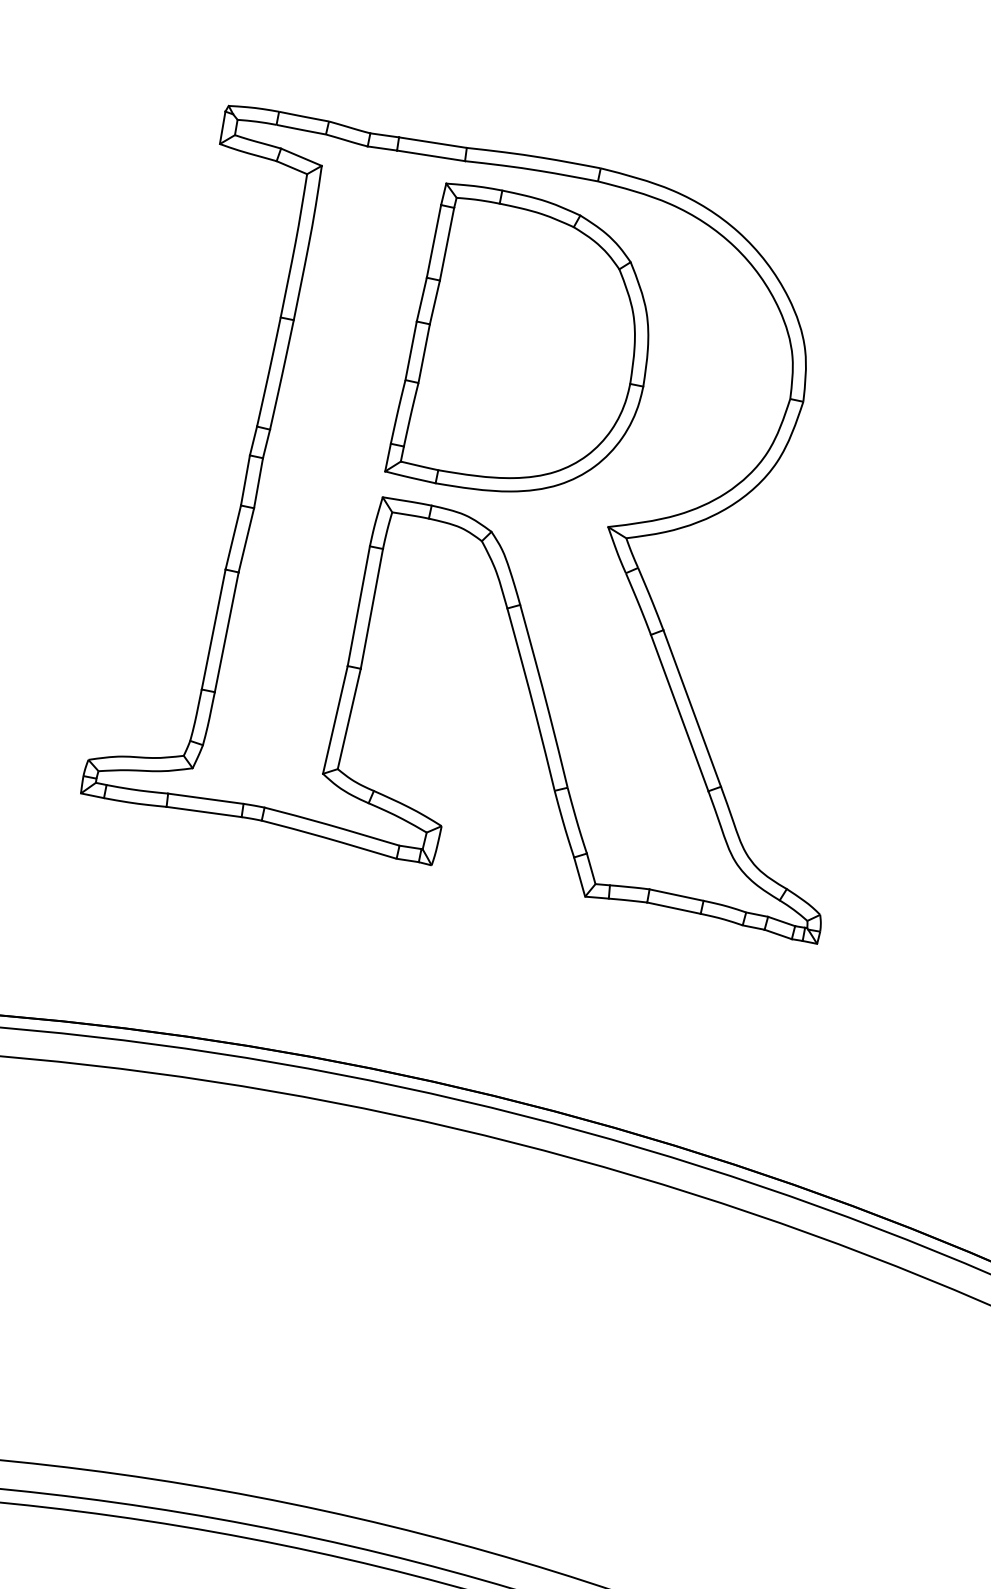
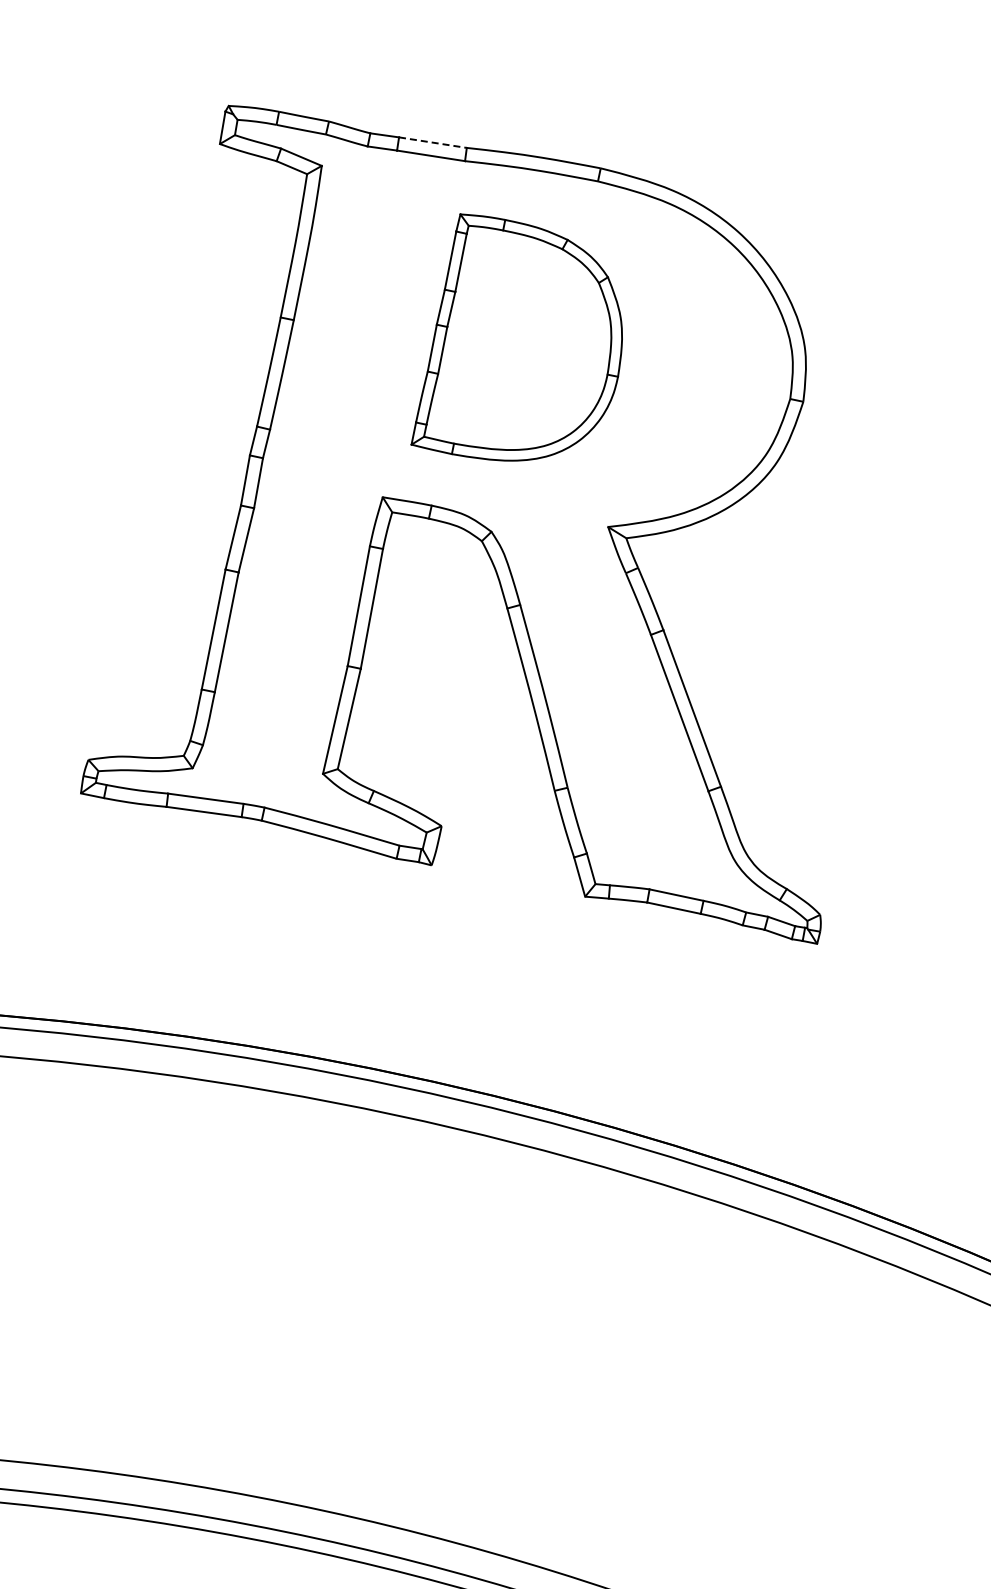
line: solid -> dashed (433, 142)
part size: 266x311 px -> 213x249 px (516, 337)
